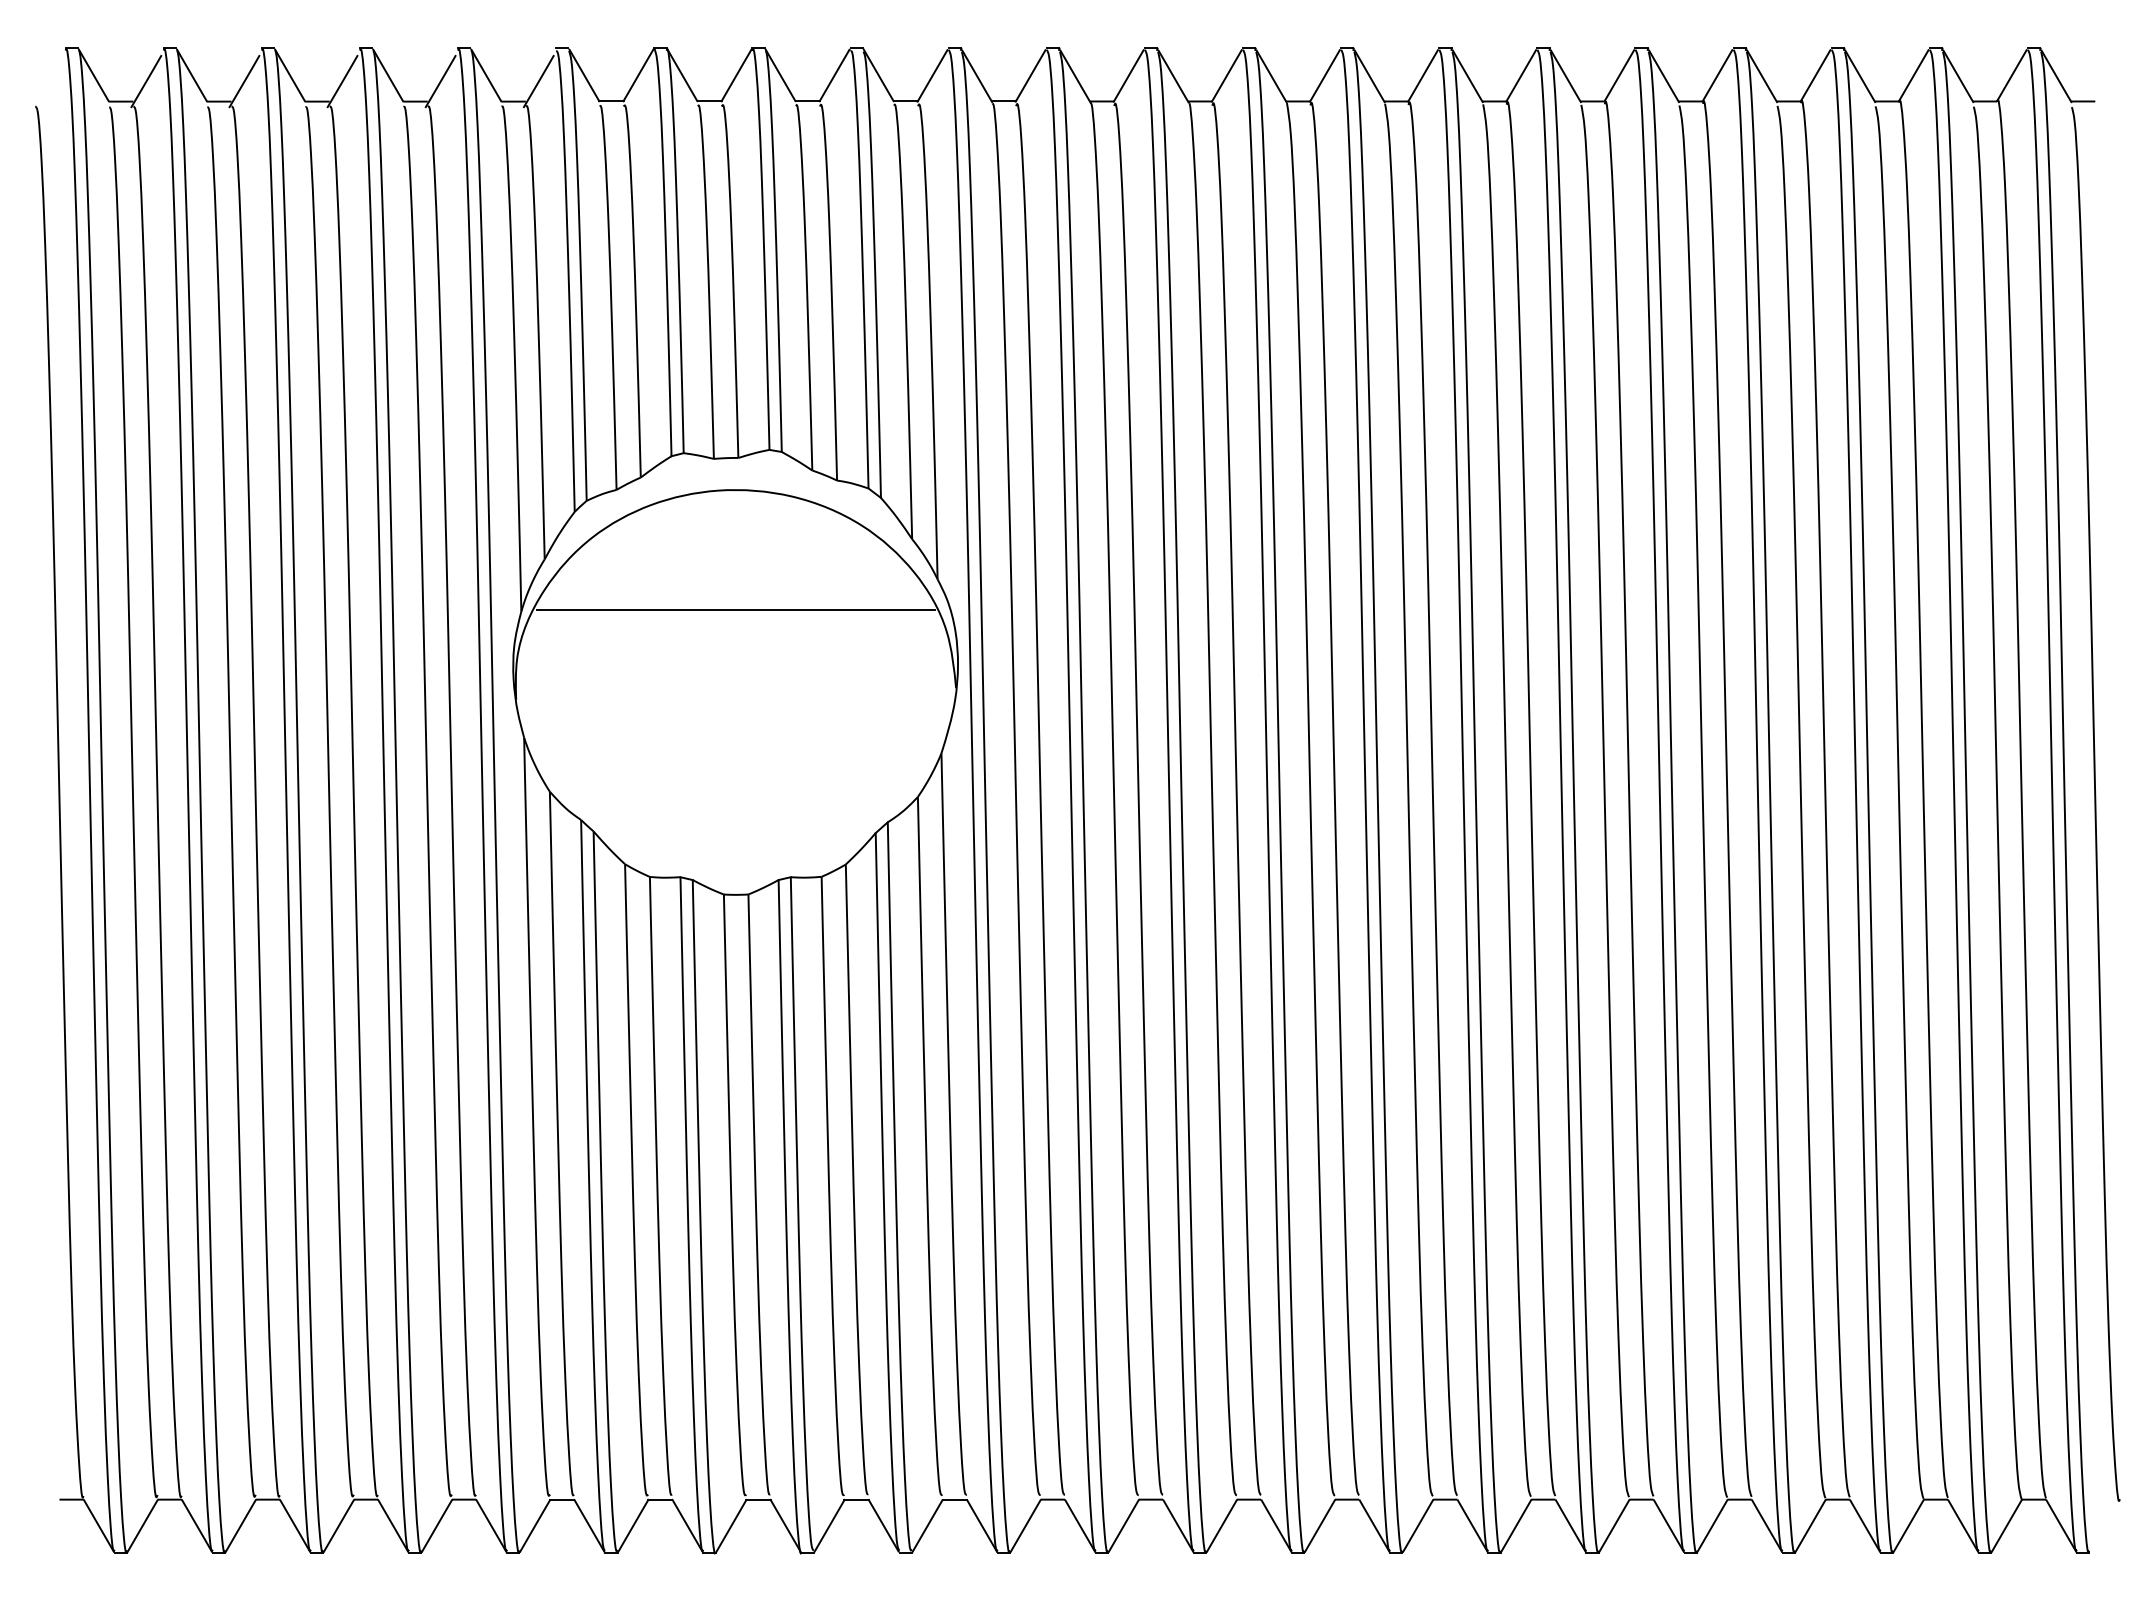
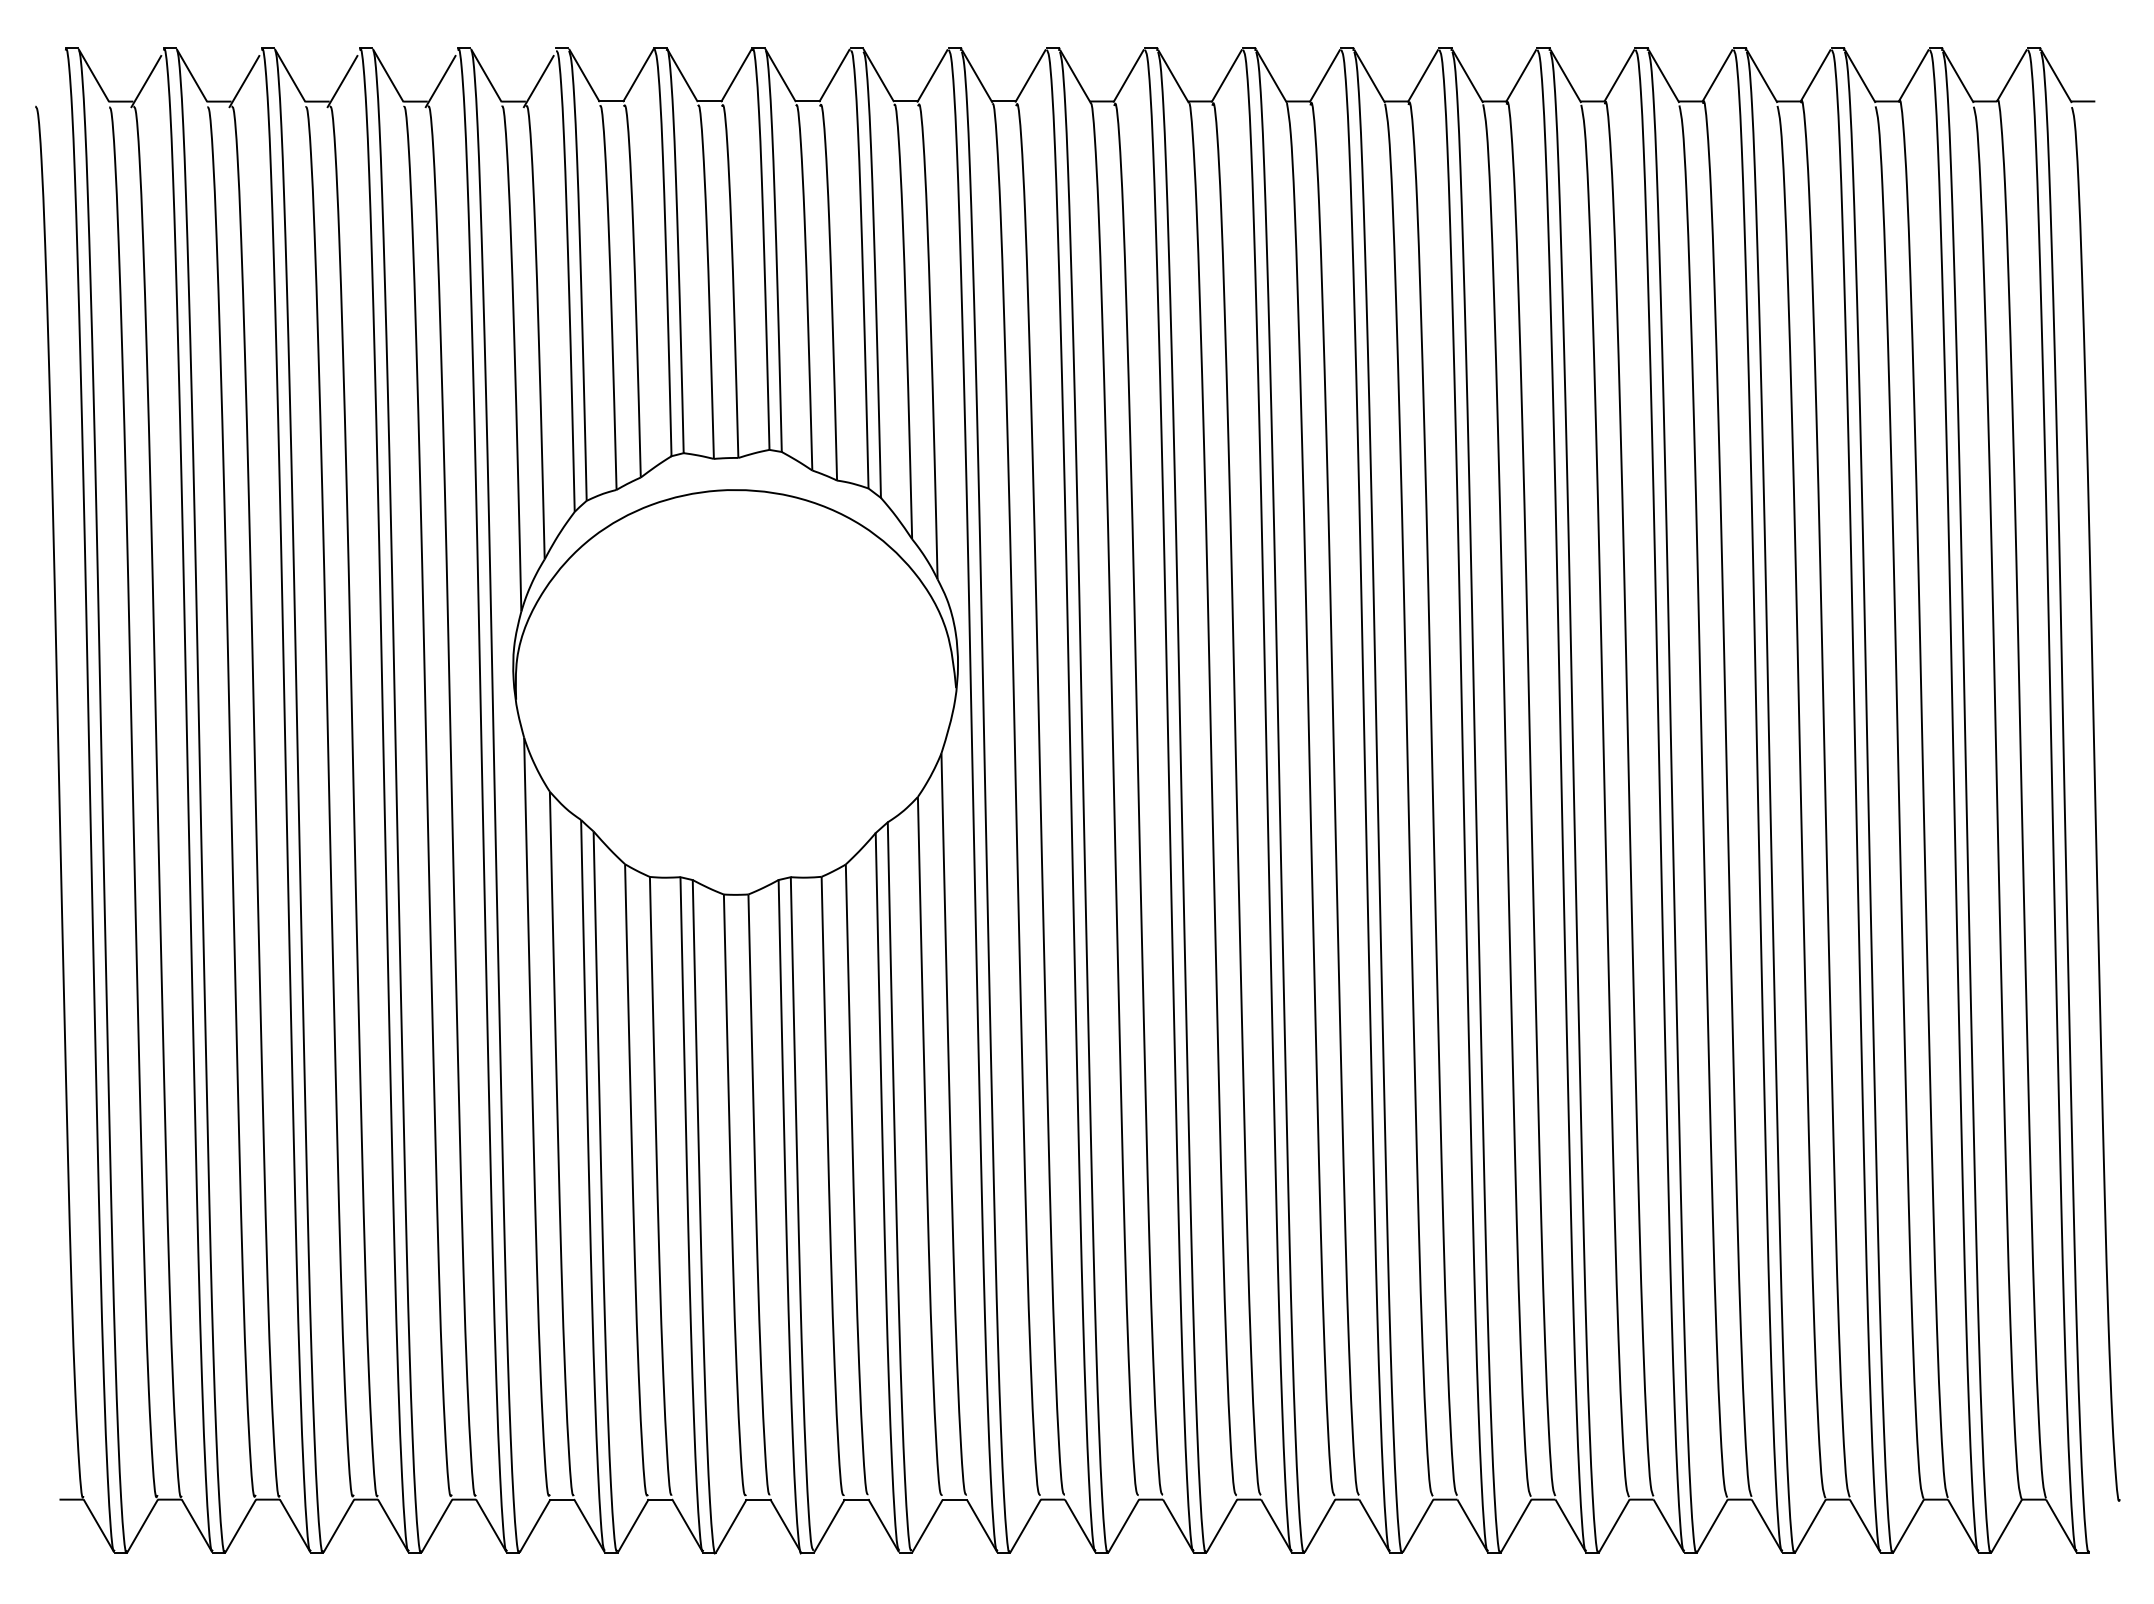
line: present -> none (735, 610)
